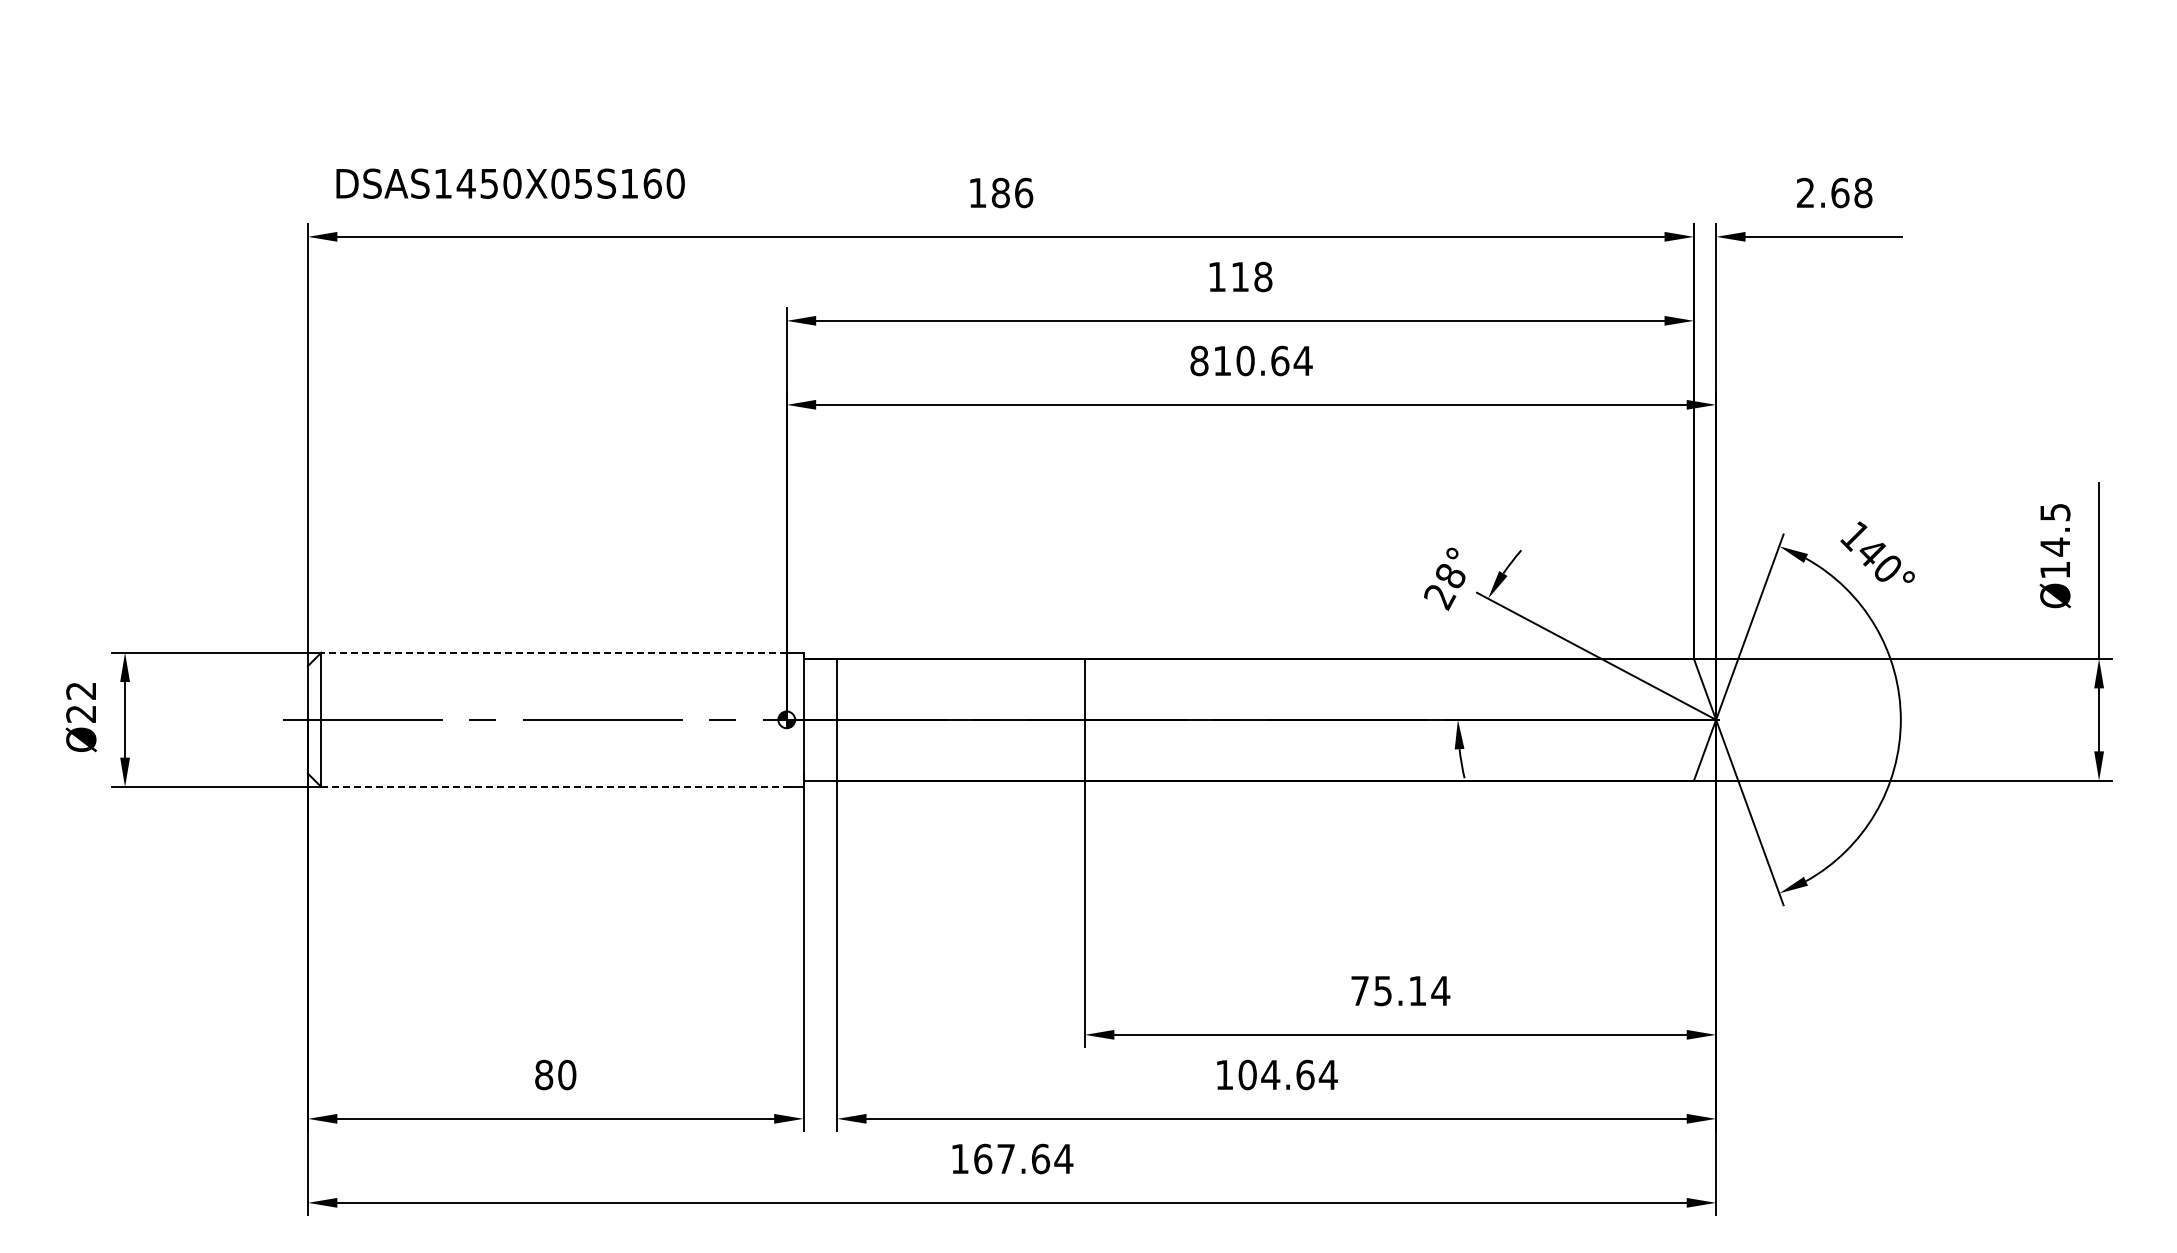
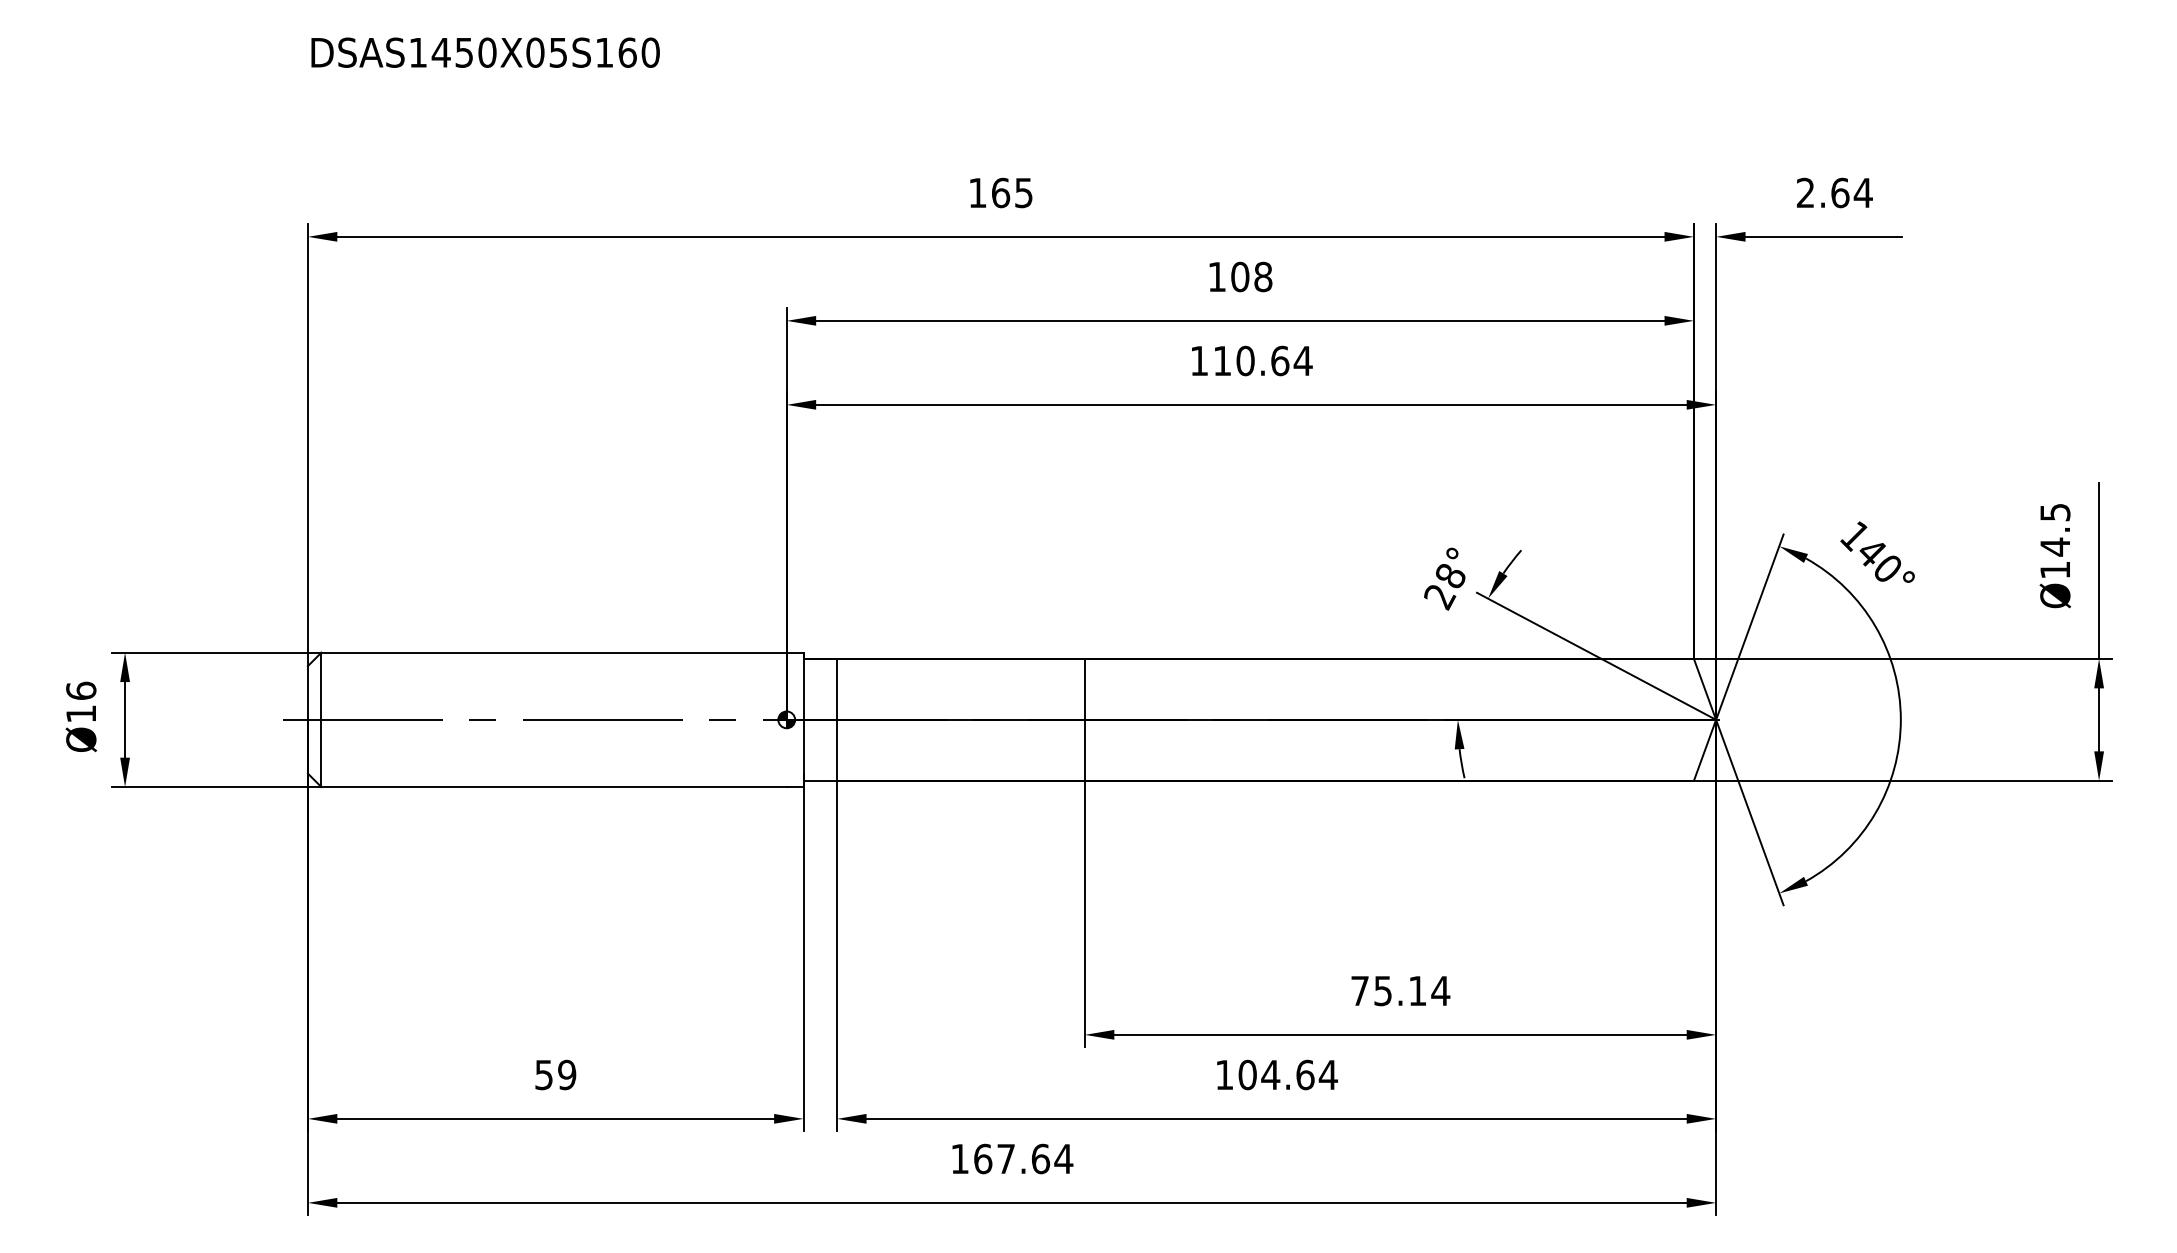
text position: (510, 183) -> (485, 52) (485, 52)
text: 186 -> 165 (1012, 192)
text: 2.68 -> 2.64 (1862, 192)
text: 118 -> 108 (1240, 276)
text: 810.64 -> 110.64 (1199, 360)
line: dashed -> solid (554, 652)
text: Ø22 -> Ø16 (81, 701)
line: dashed -> solid (554, 787)
text: 80 -> 59 (555, 1074)
